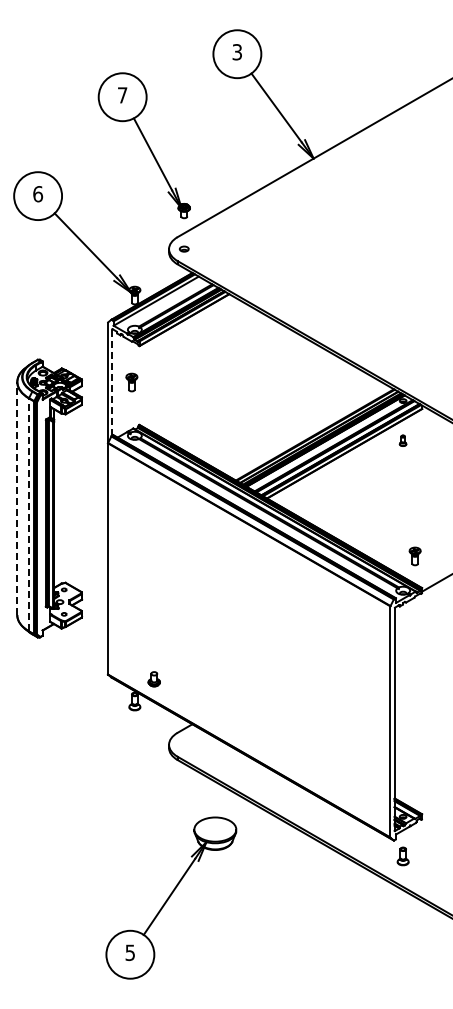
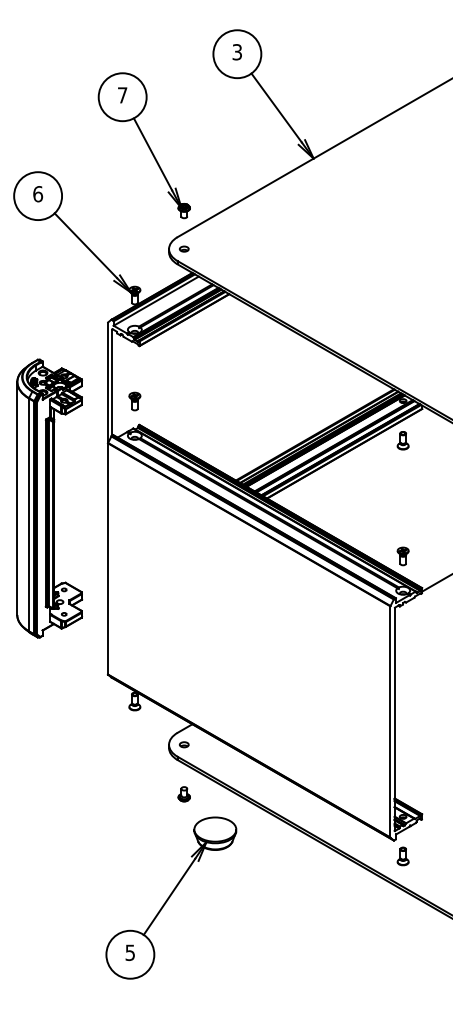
line: dashed -> solid (112, 382)
part position: (131, 382) -> (134, 401) (134, 401)
part size: 10x13 px -> 14x20 px (402, 440)
line: dashed -> solid (17, 498)
line: dashed -> solid (28, 514)
part position: (414, 556) -> (402, 556) (402, 556)
part position: (153, 679) -> (183, 794) (183, 794)
part: none -> present (183, 744)
